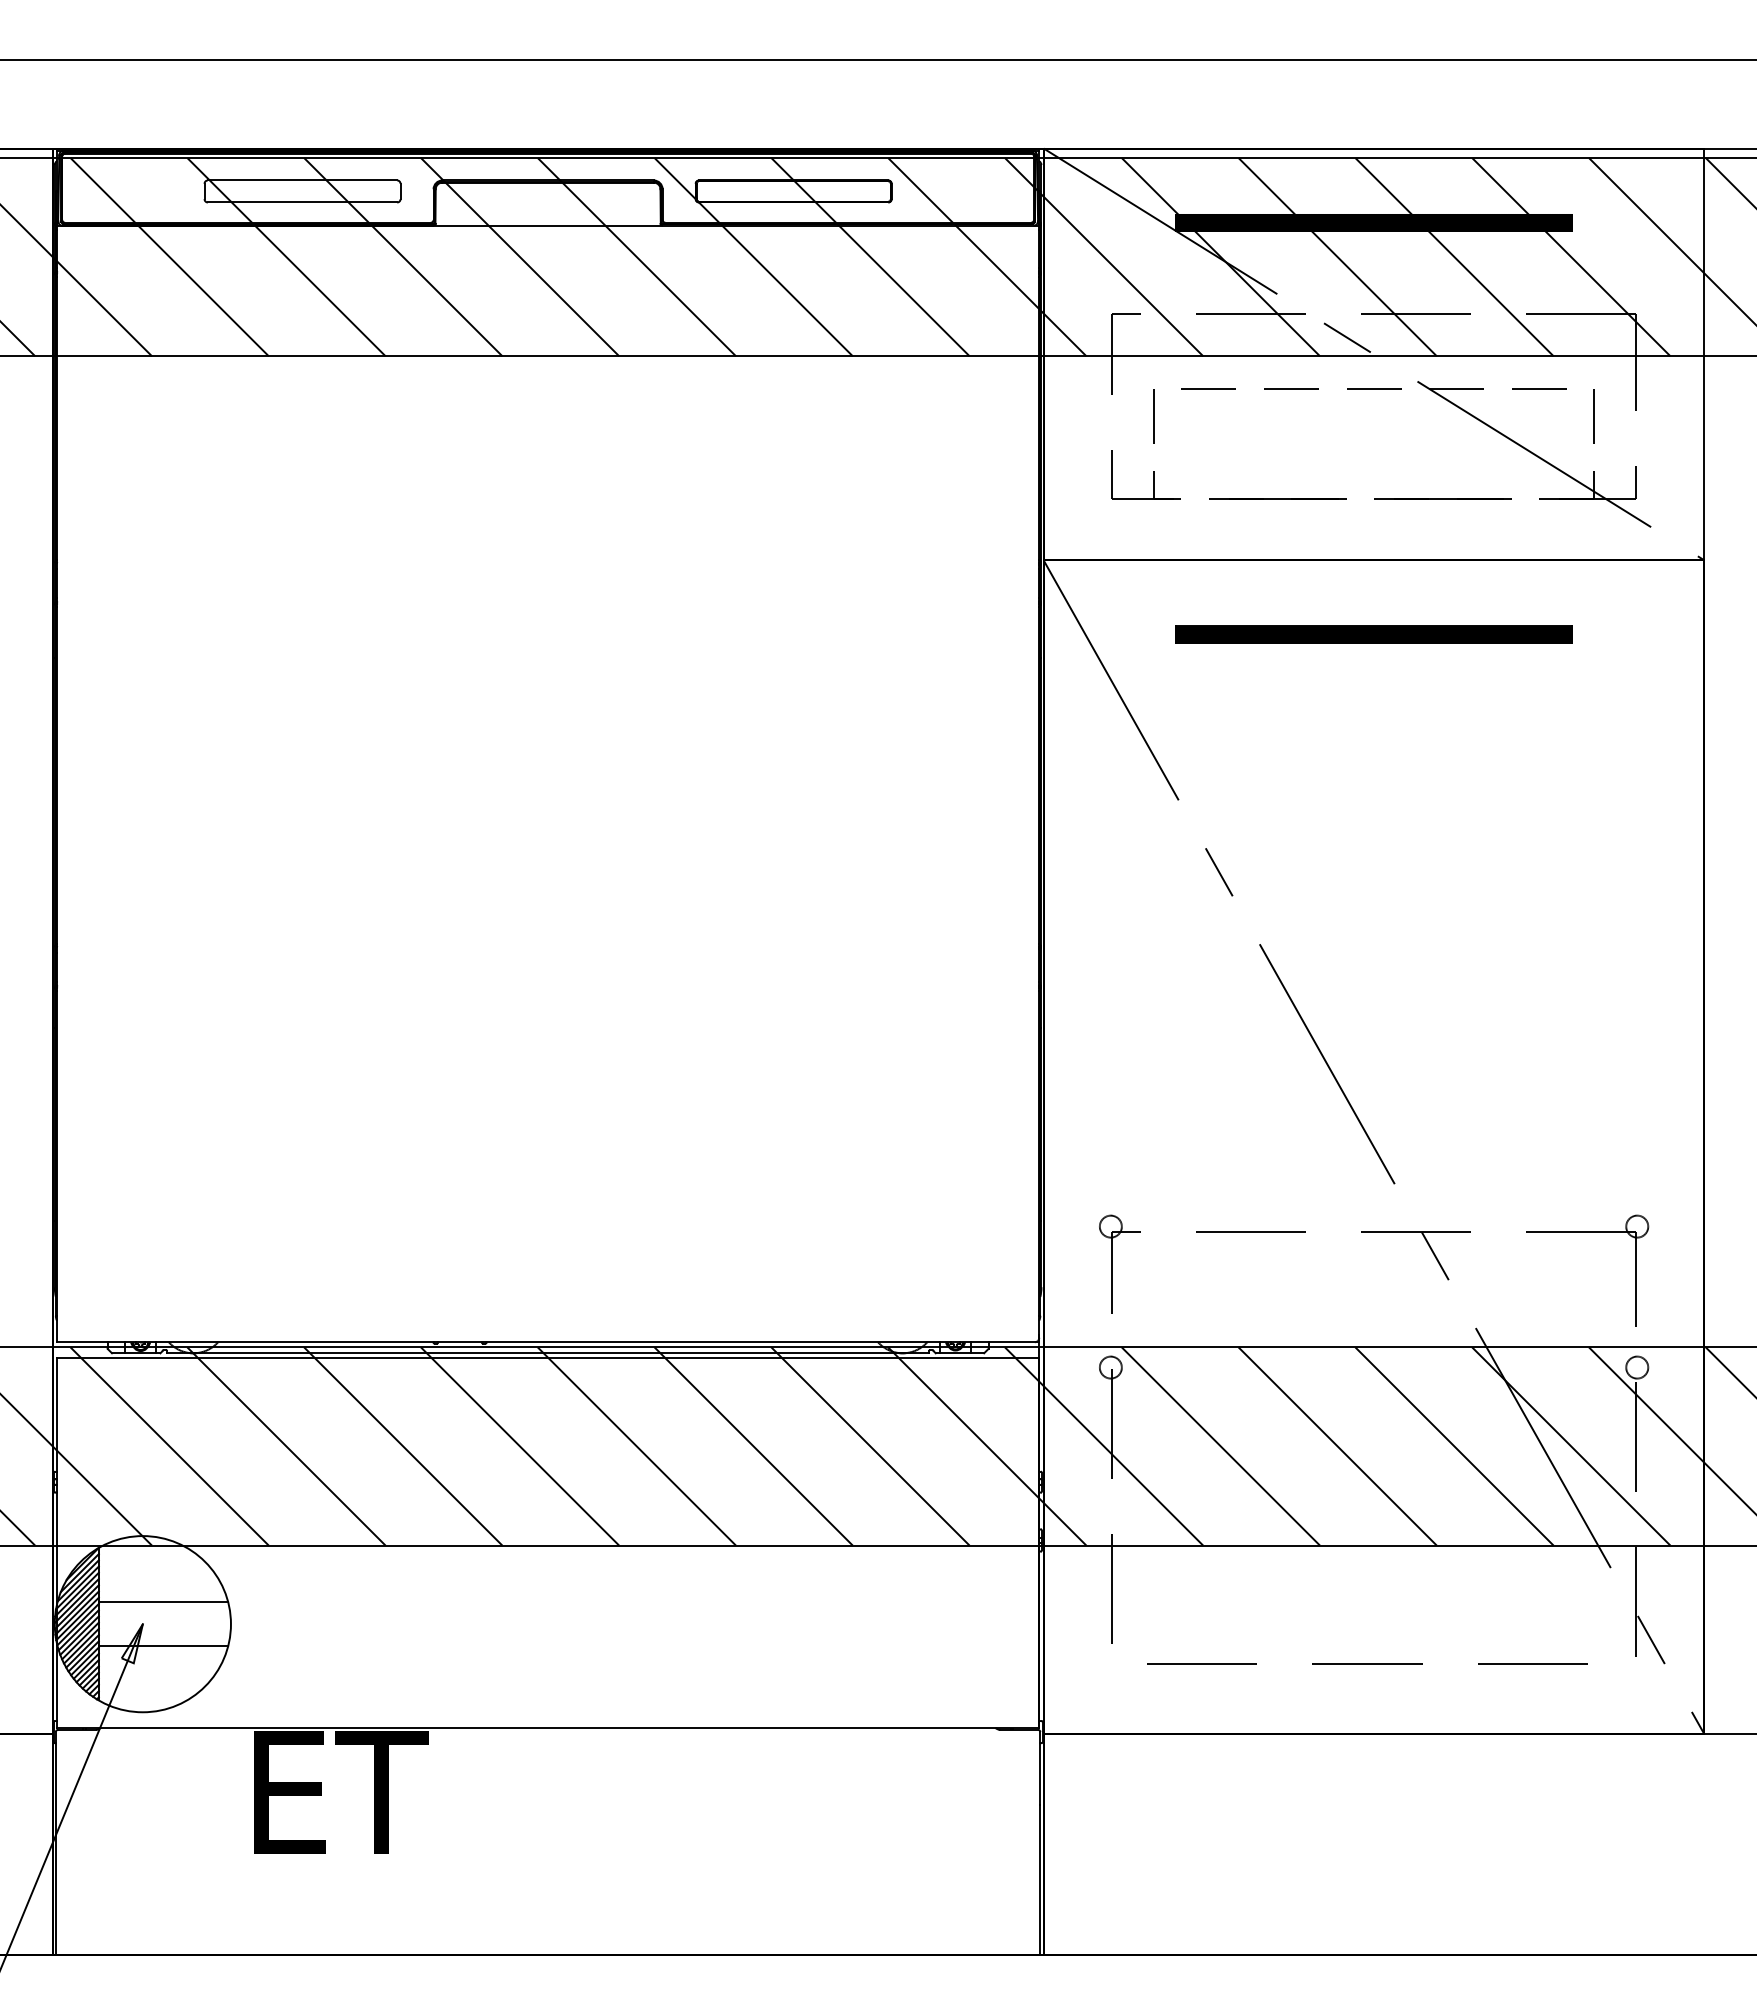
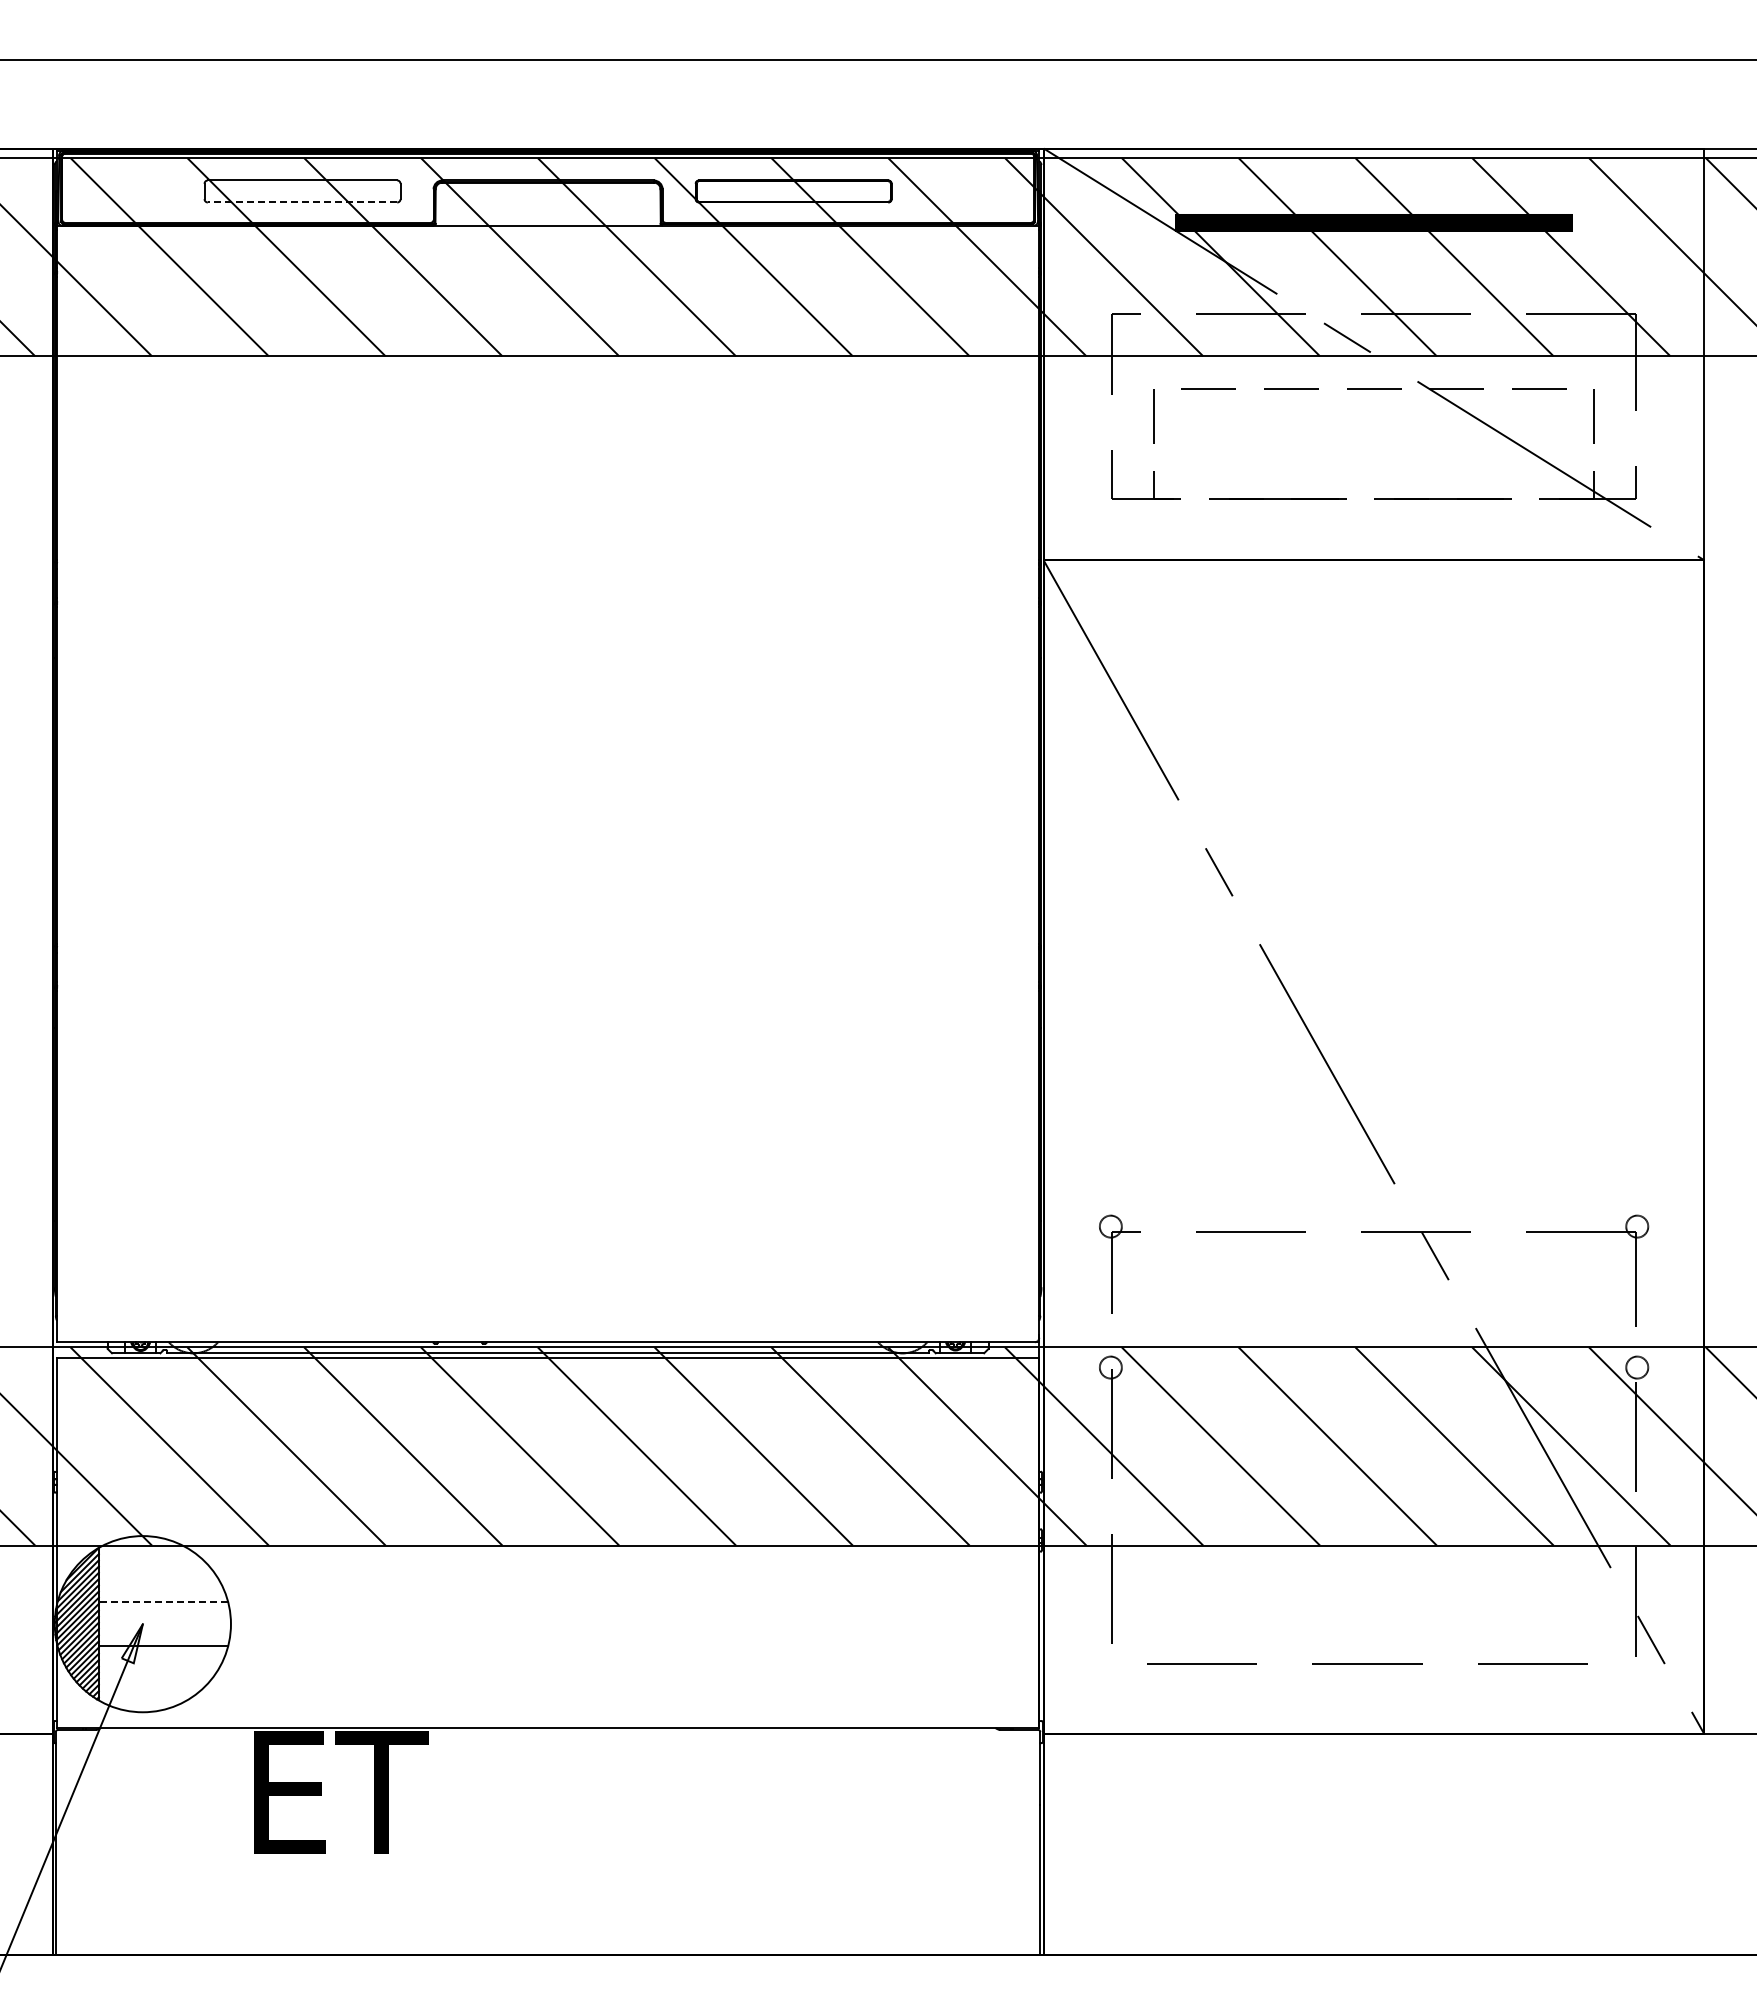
line: solid -> dashed (302, 202)
part: present -> none (1373, 634)
line: solid -> dashed (163, 1602)
